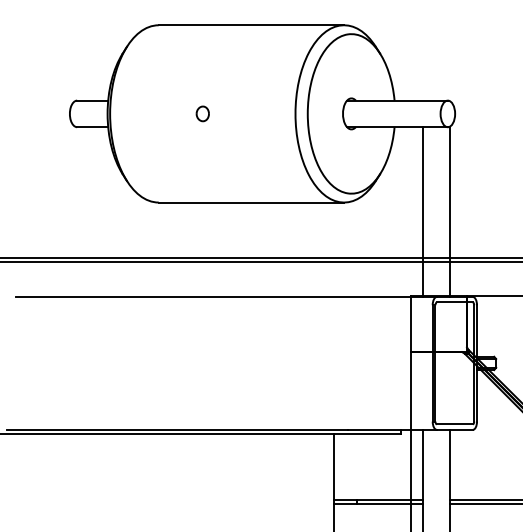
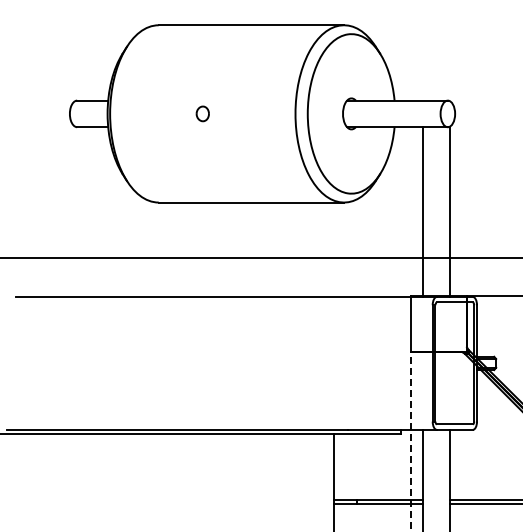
line: present -> none (260, 262)
line: solid -> dashed (411, 441)
